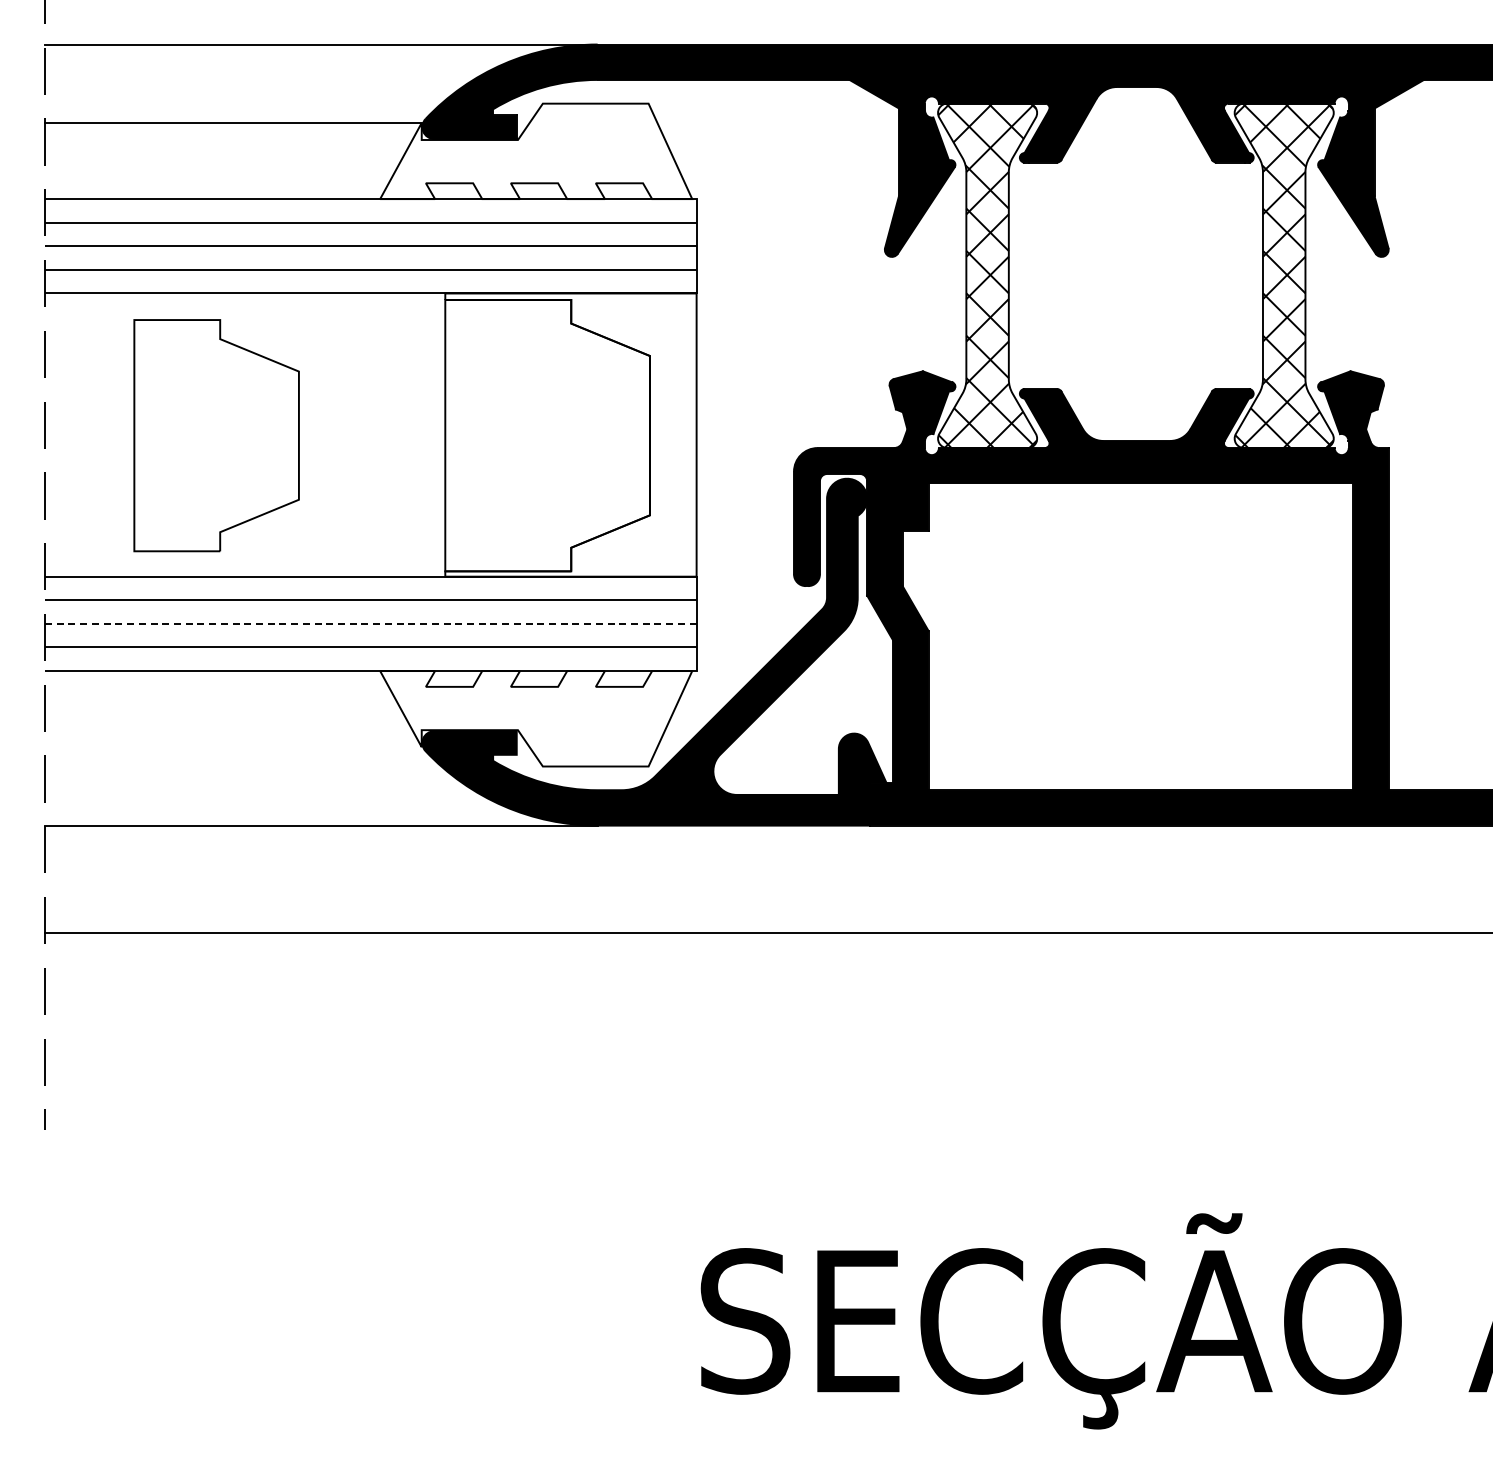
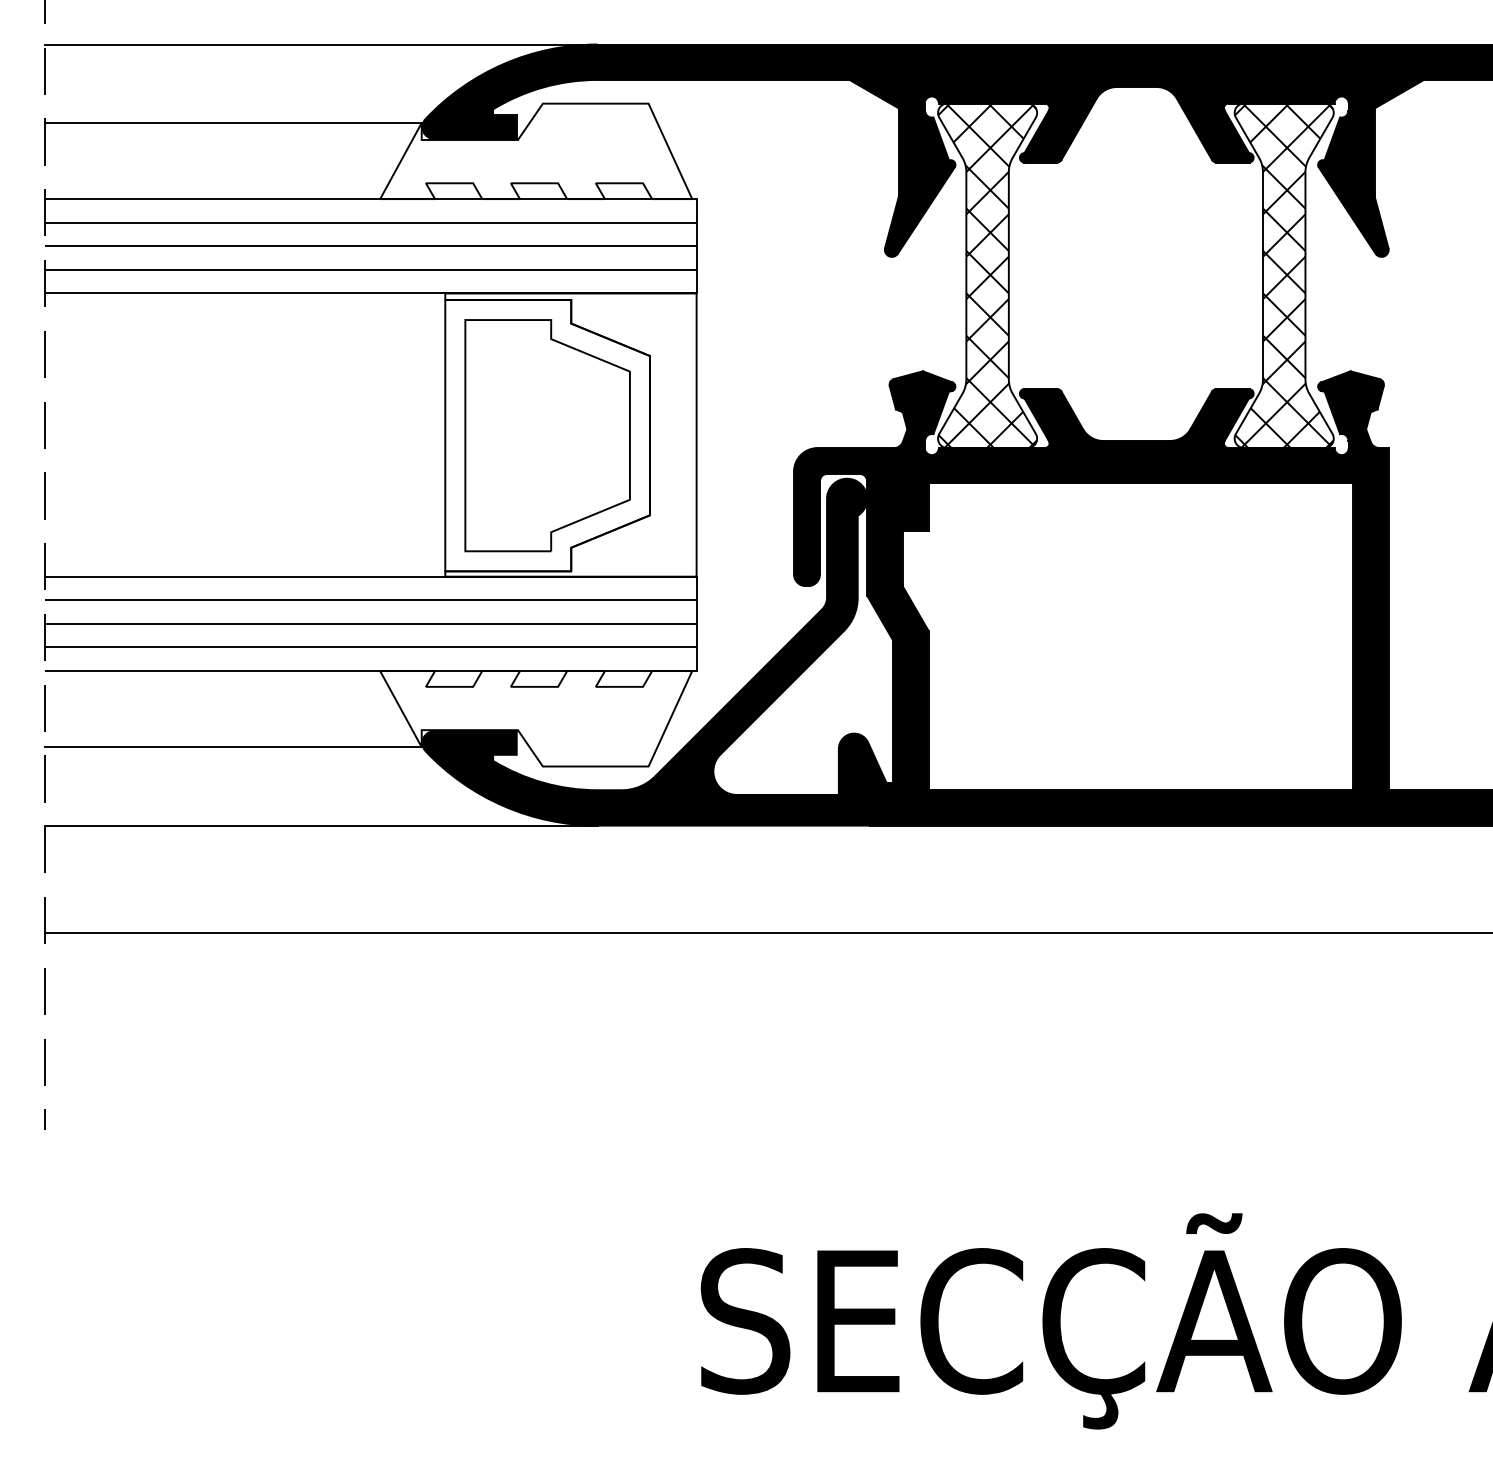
part position: (216, 435) -> (547, 435) (547, 435)
line: dashed -> solid (370, 623)
line: none -> present (232, 747)
